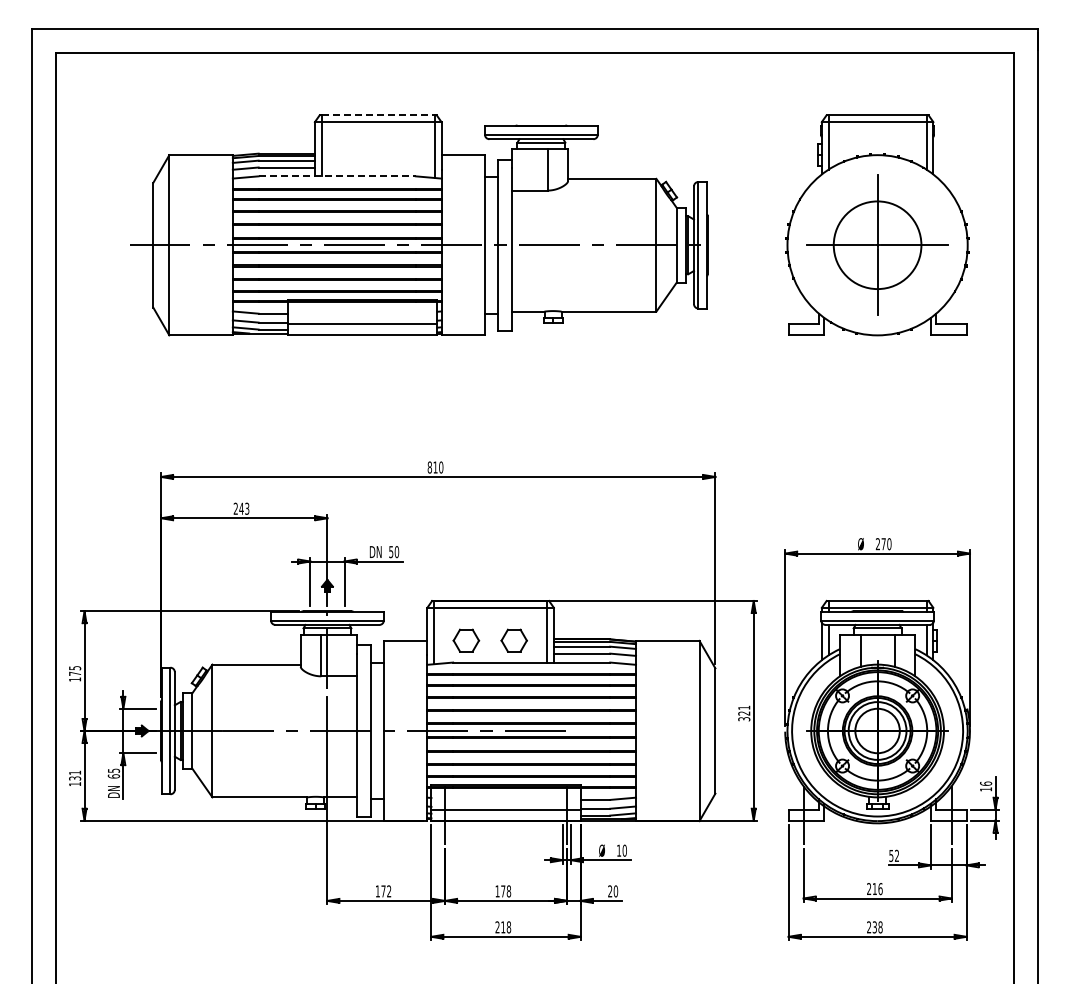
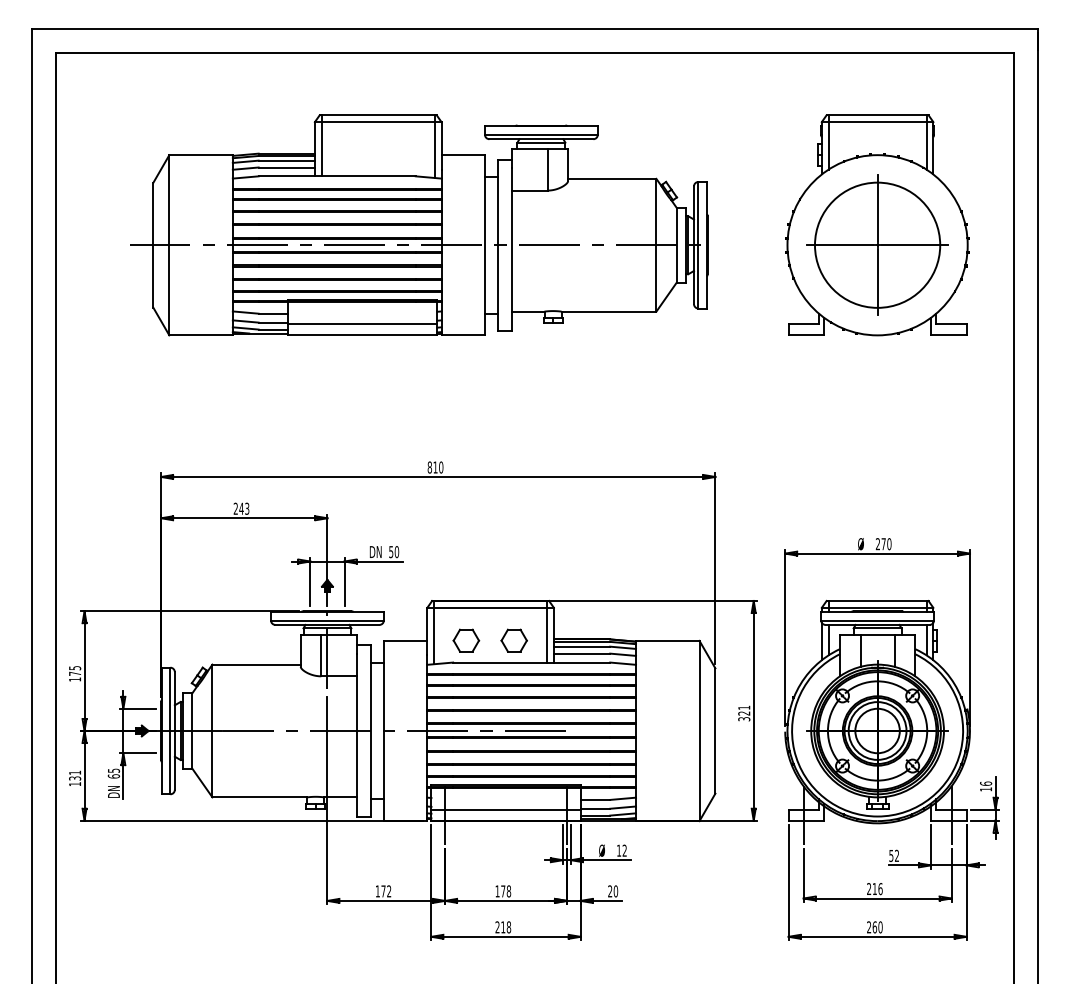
line: dashed -> solid (378, 115)
line: dashed -> solid (337, 176)
circle diameter: 88 px -> 125 px (877, 244)
text: 10 -> 12 (624, 850)
text: 238 -> 260 (877, 927)
